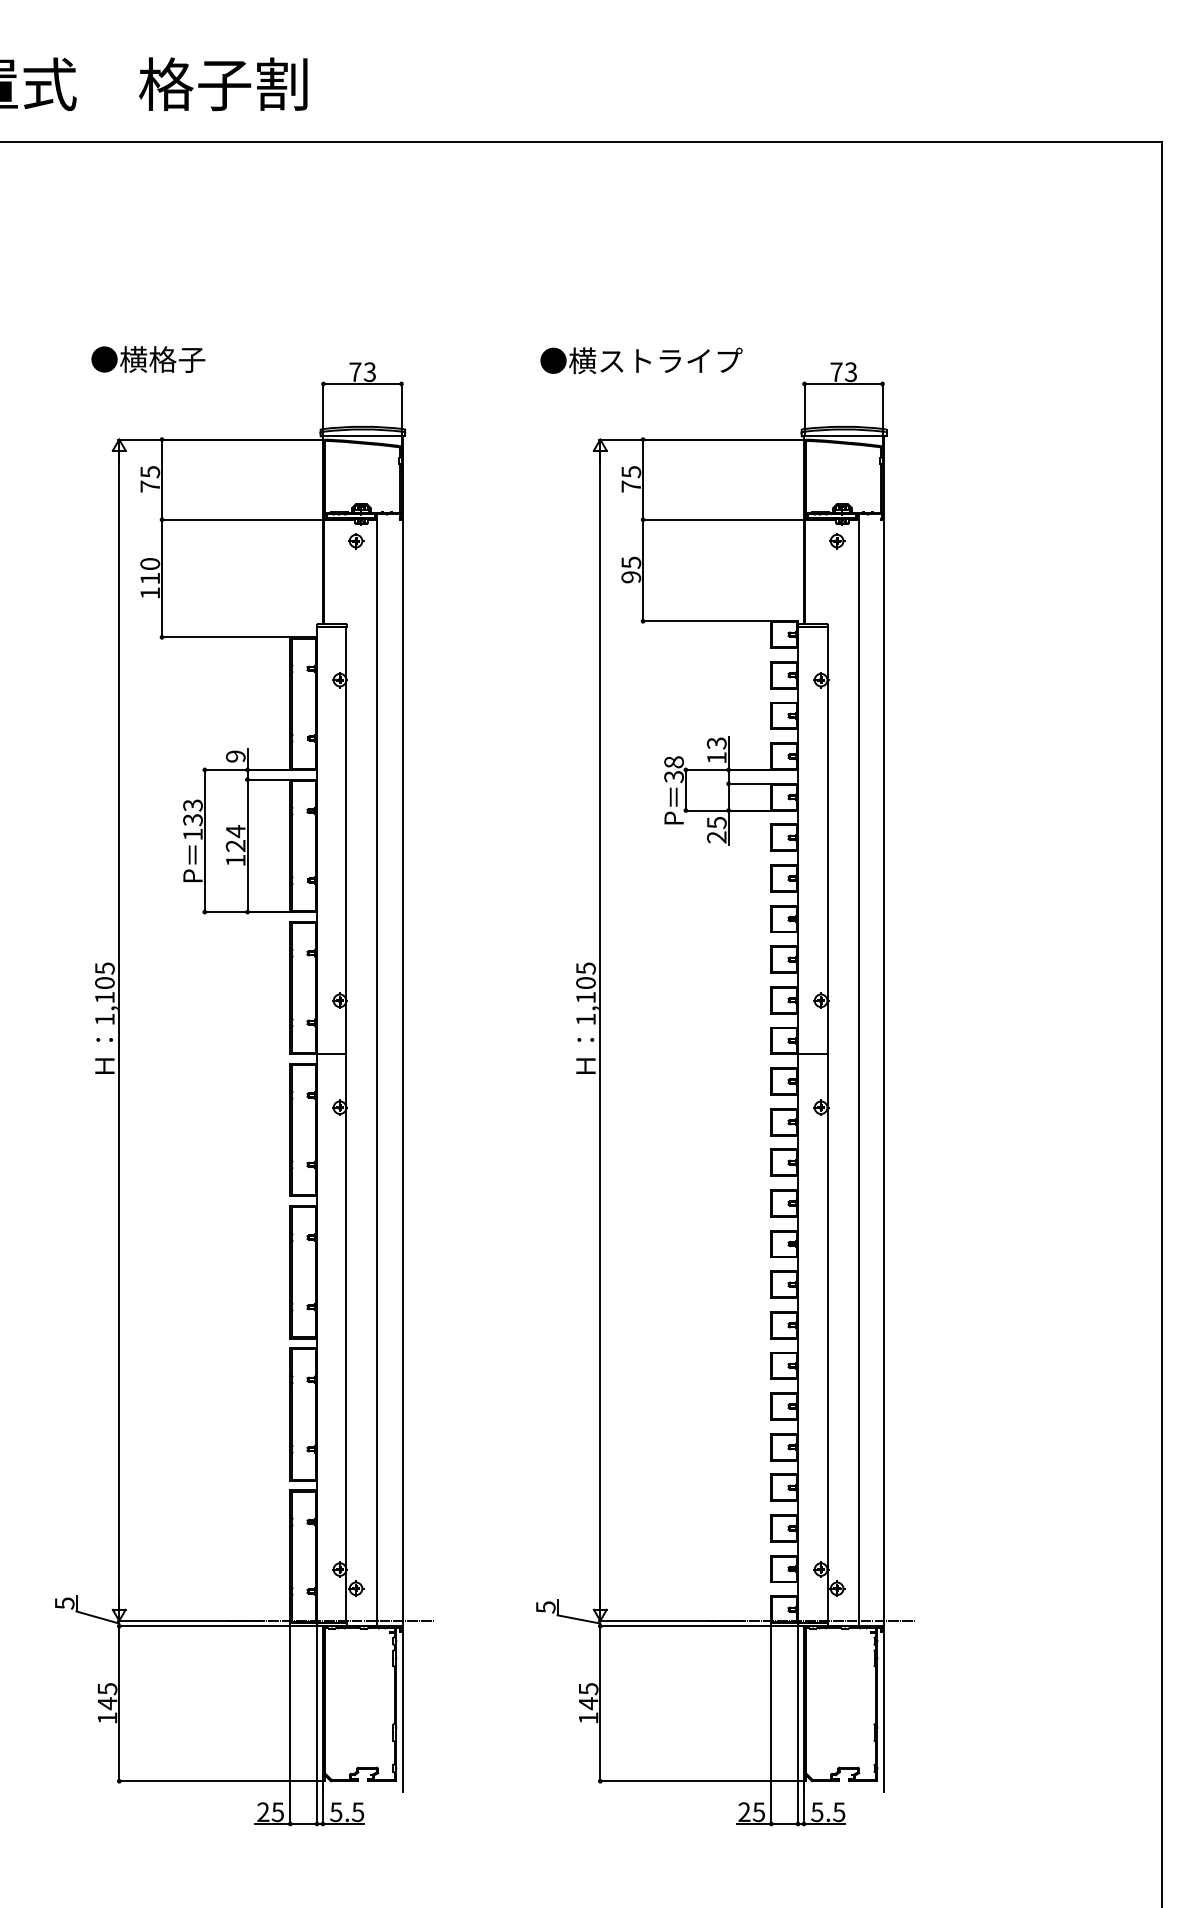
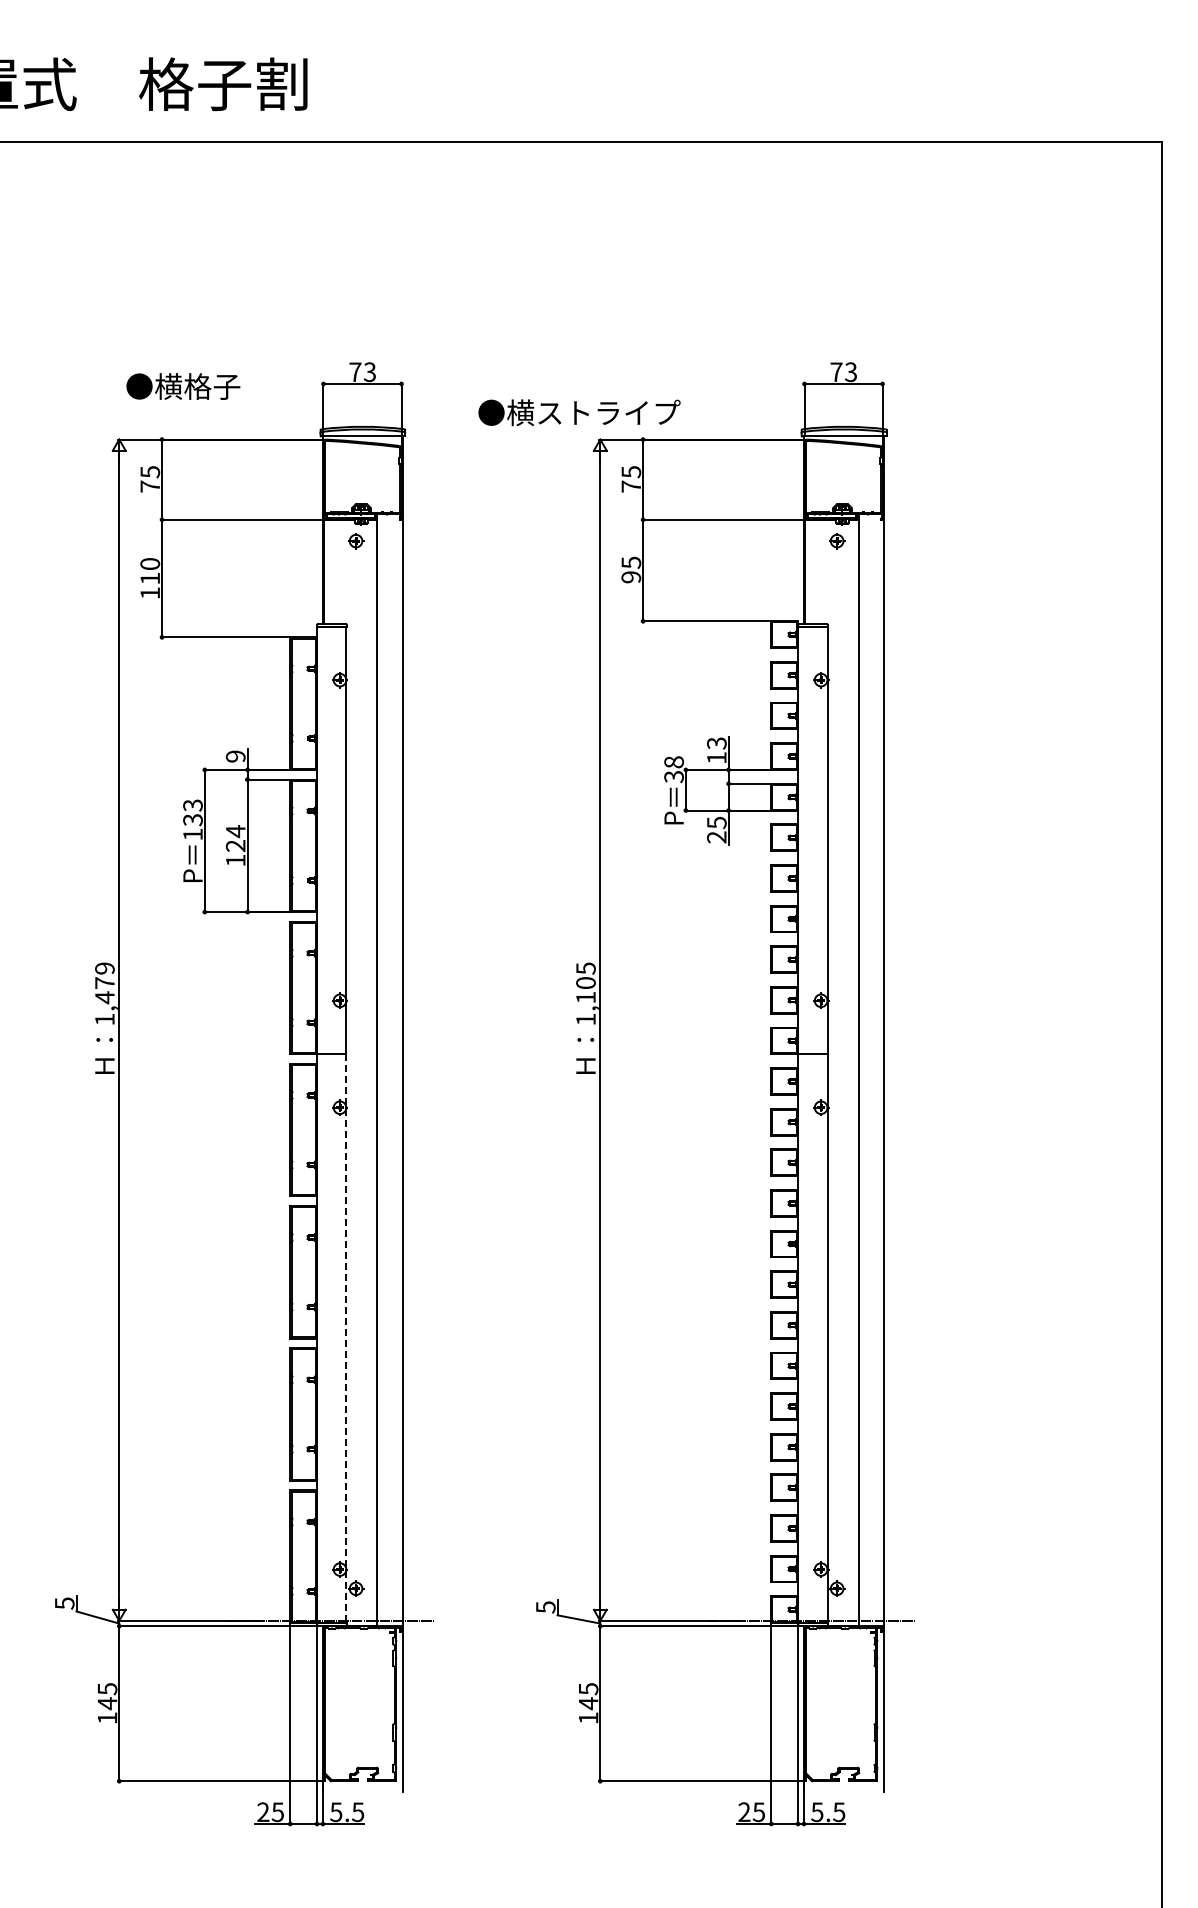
text position: (148, 359) -> (183, 386) (183, 386)
text position: (641, 360) -> (579, 412) (579, 412)
text: 1,105 -> 1,479 (104, 983)
line: solid -> dashed (346, 1339)
